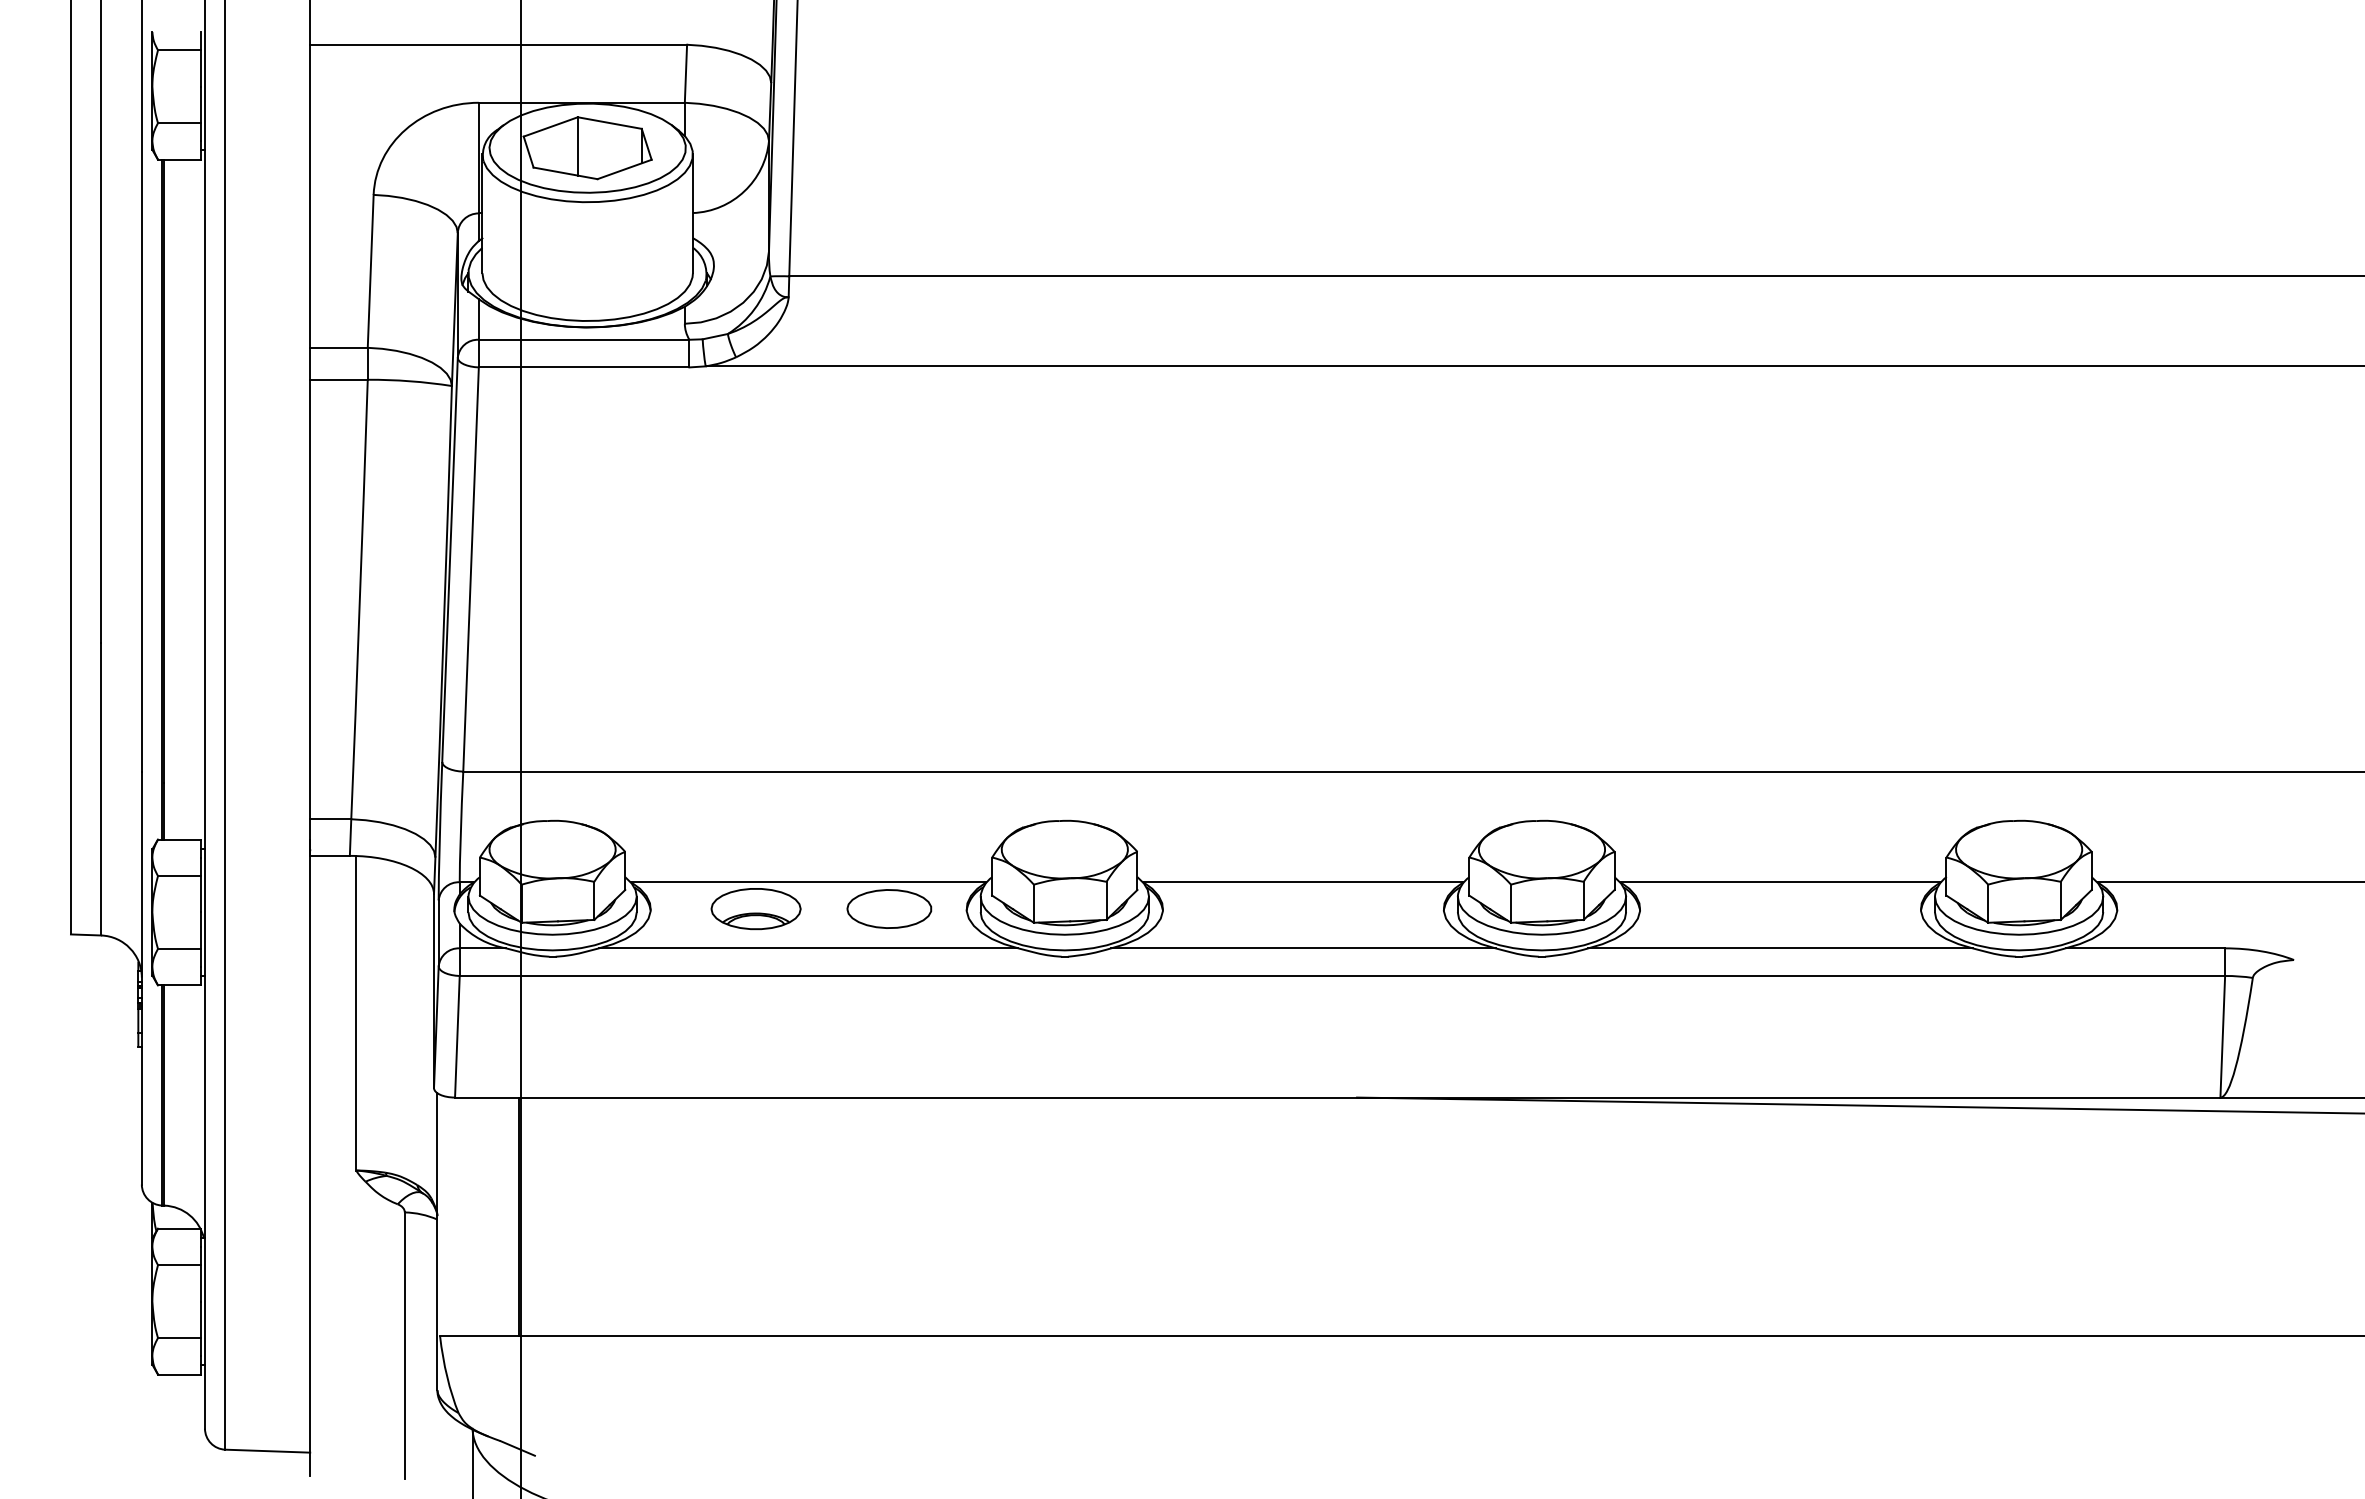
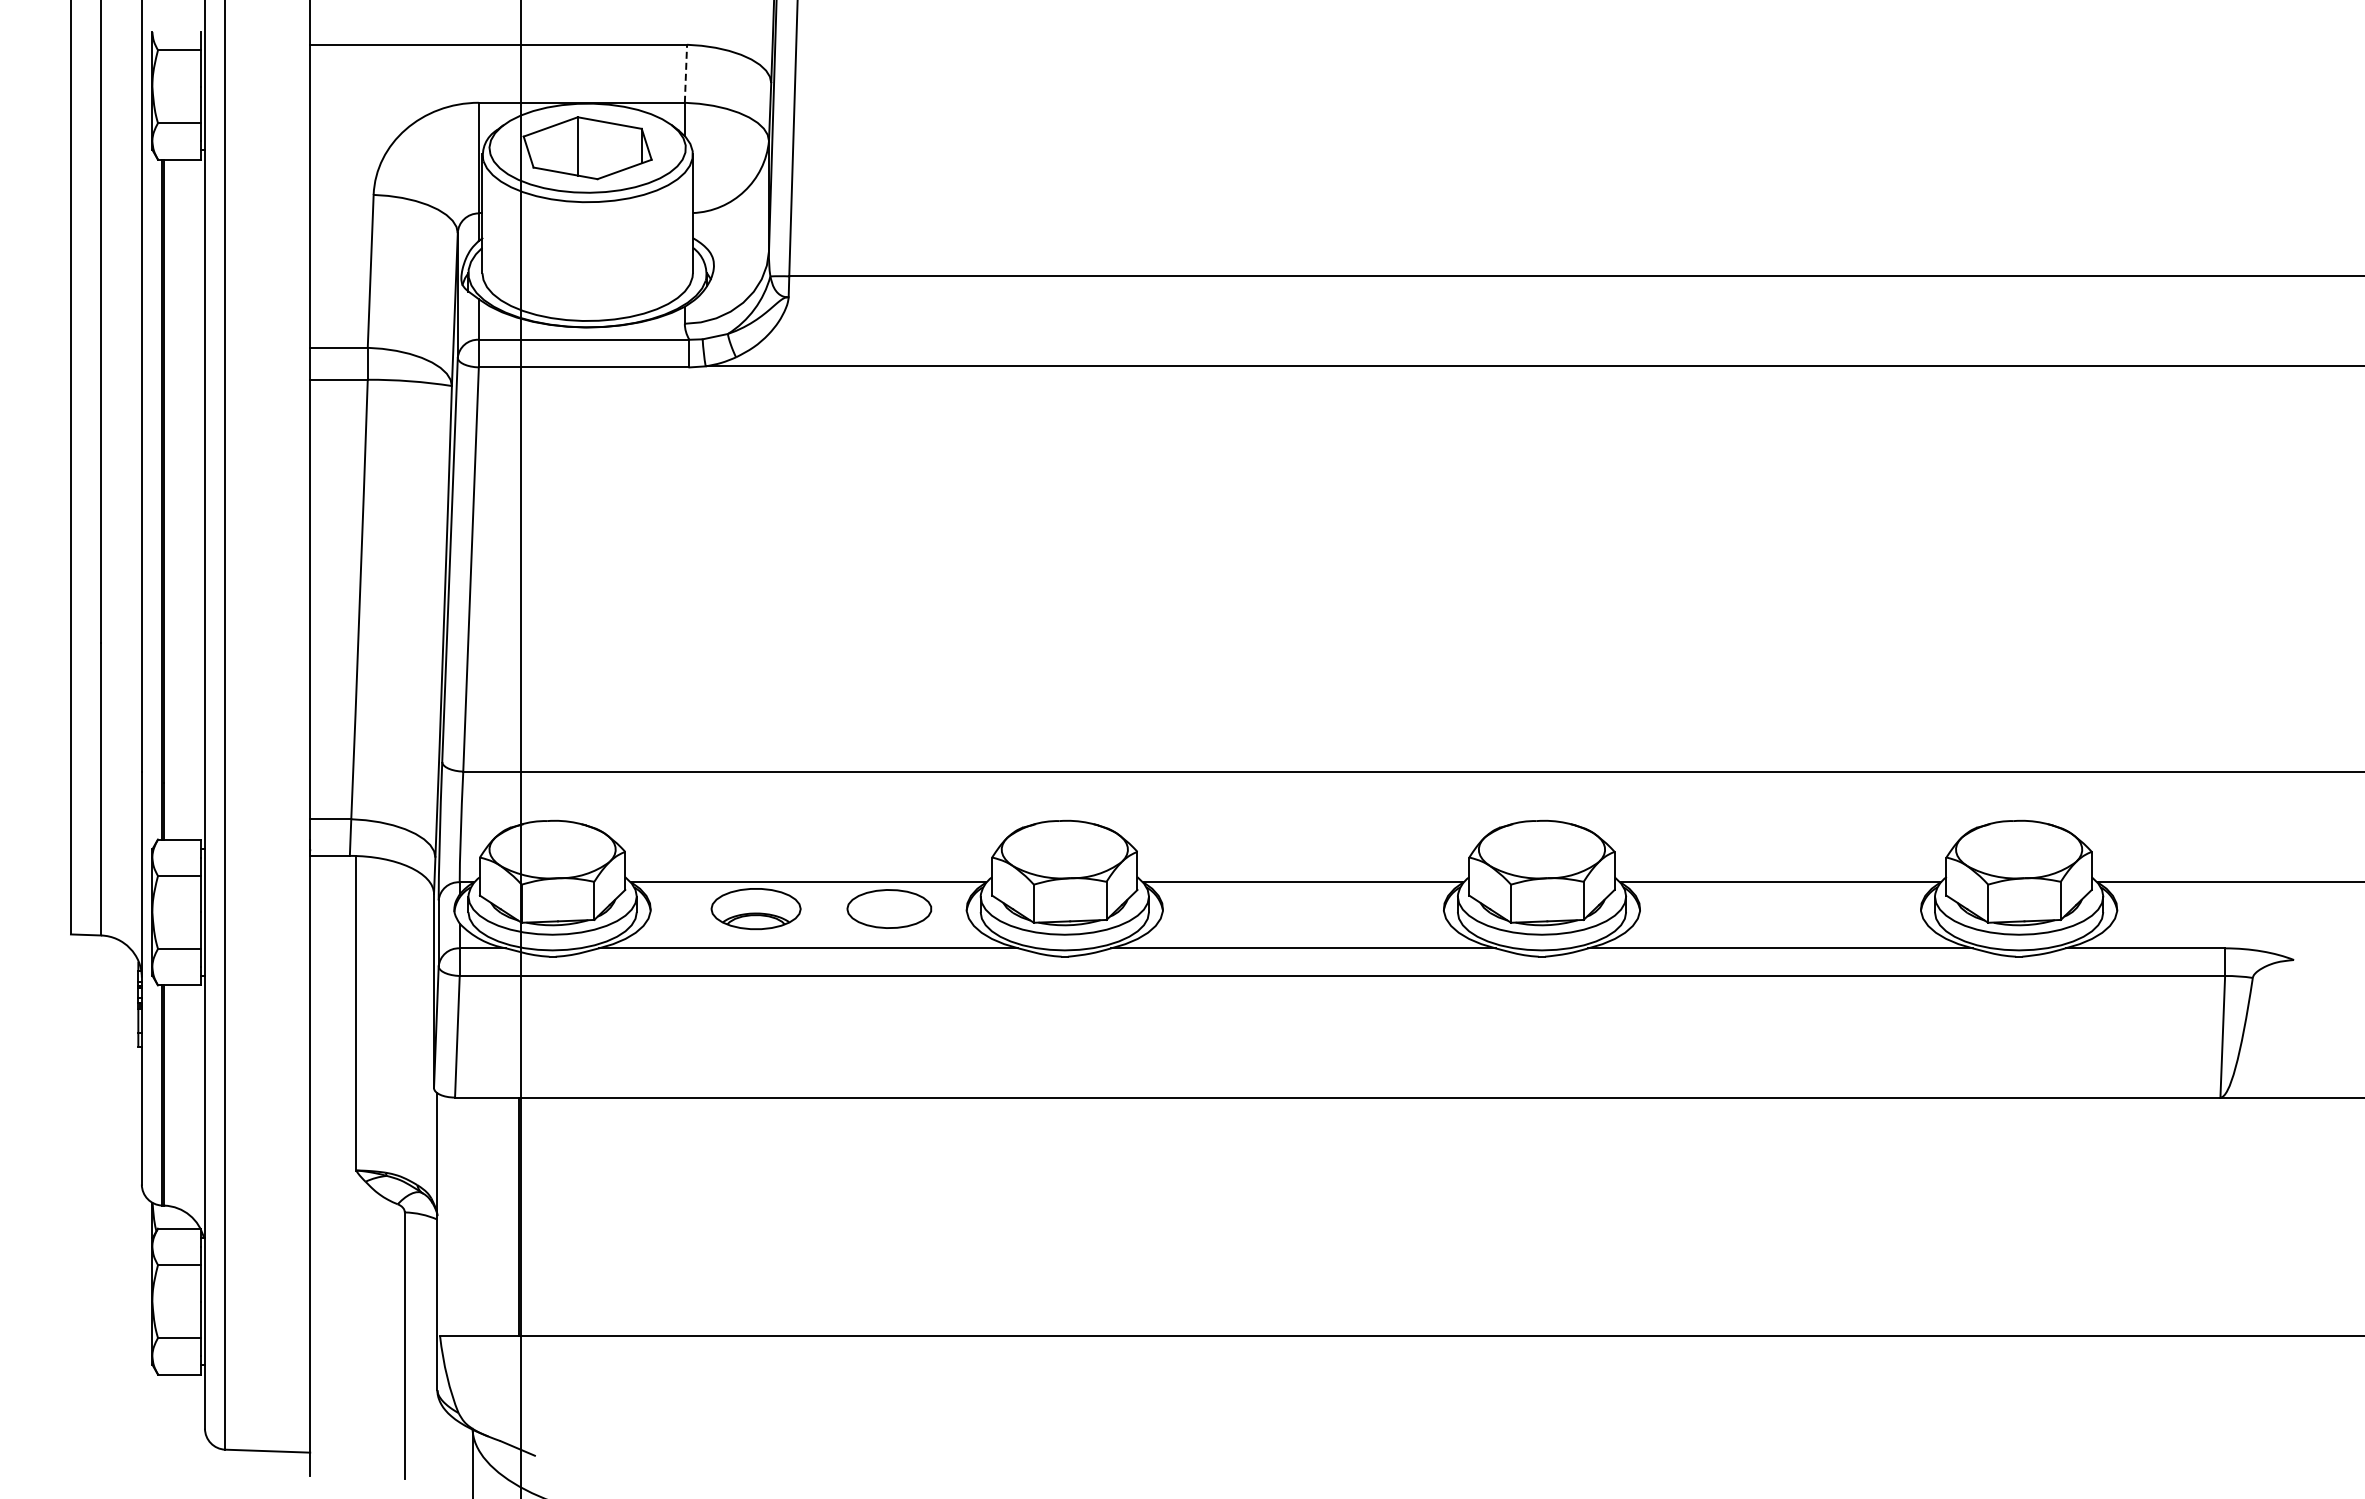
line: solid -> dashed (685, 73)
line: present -> none (1859, 1105)
